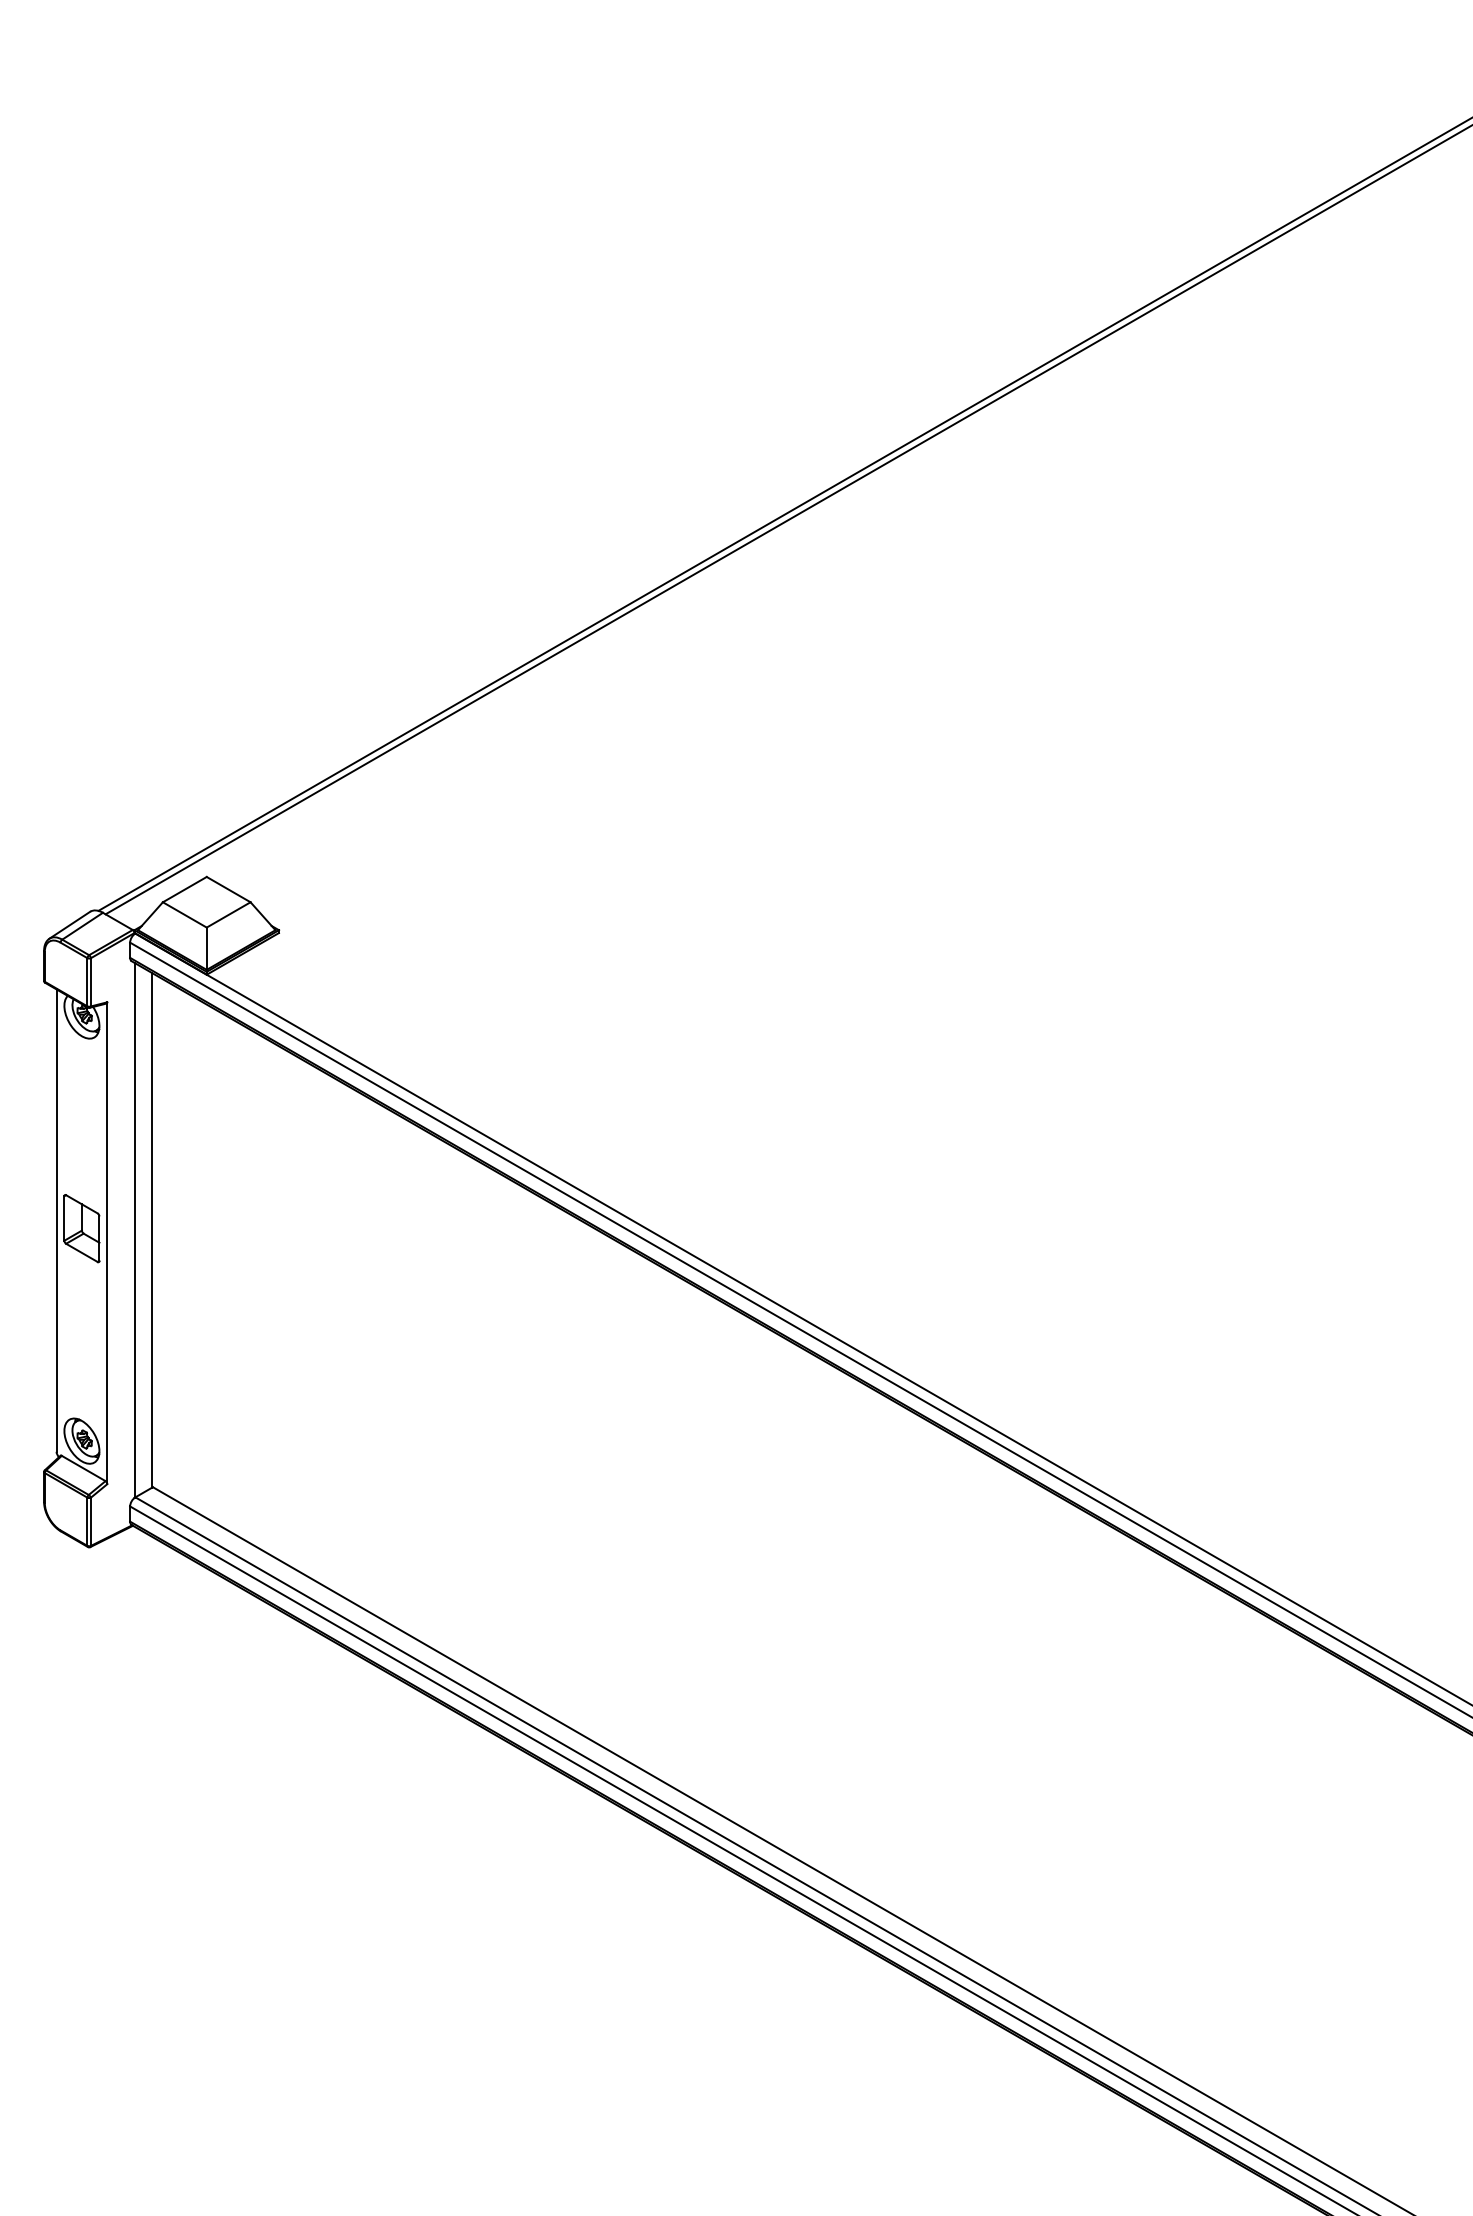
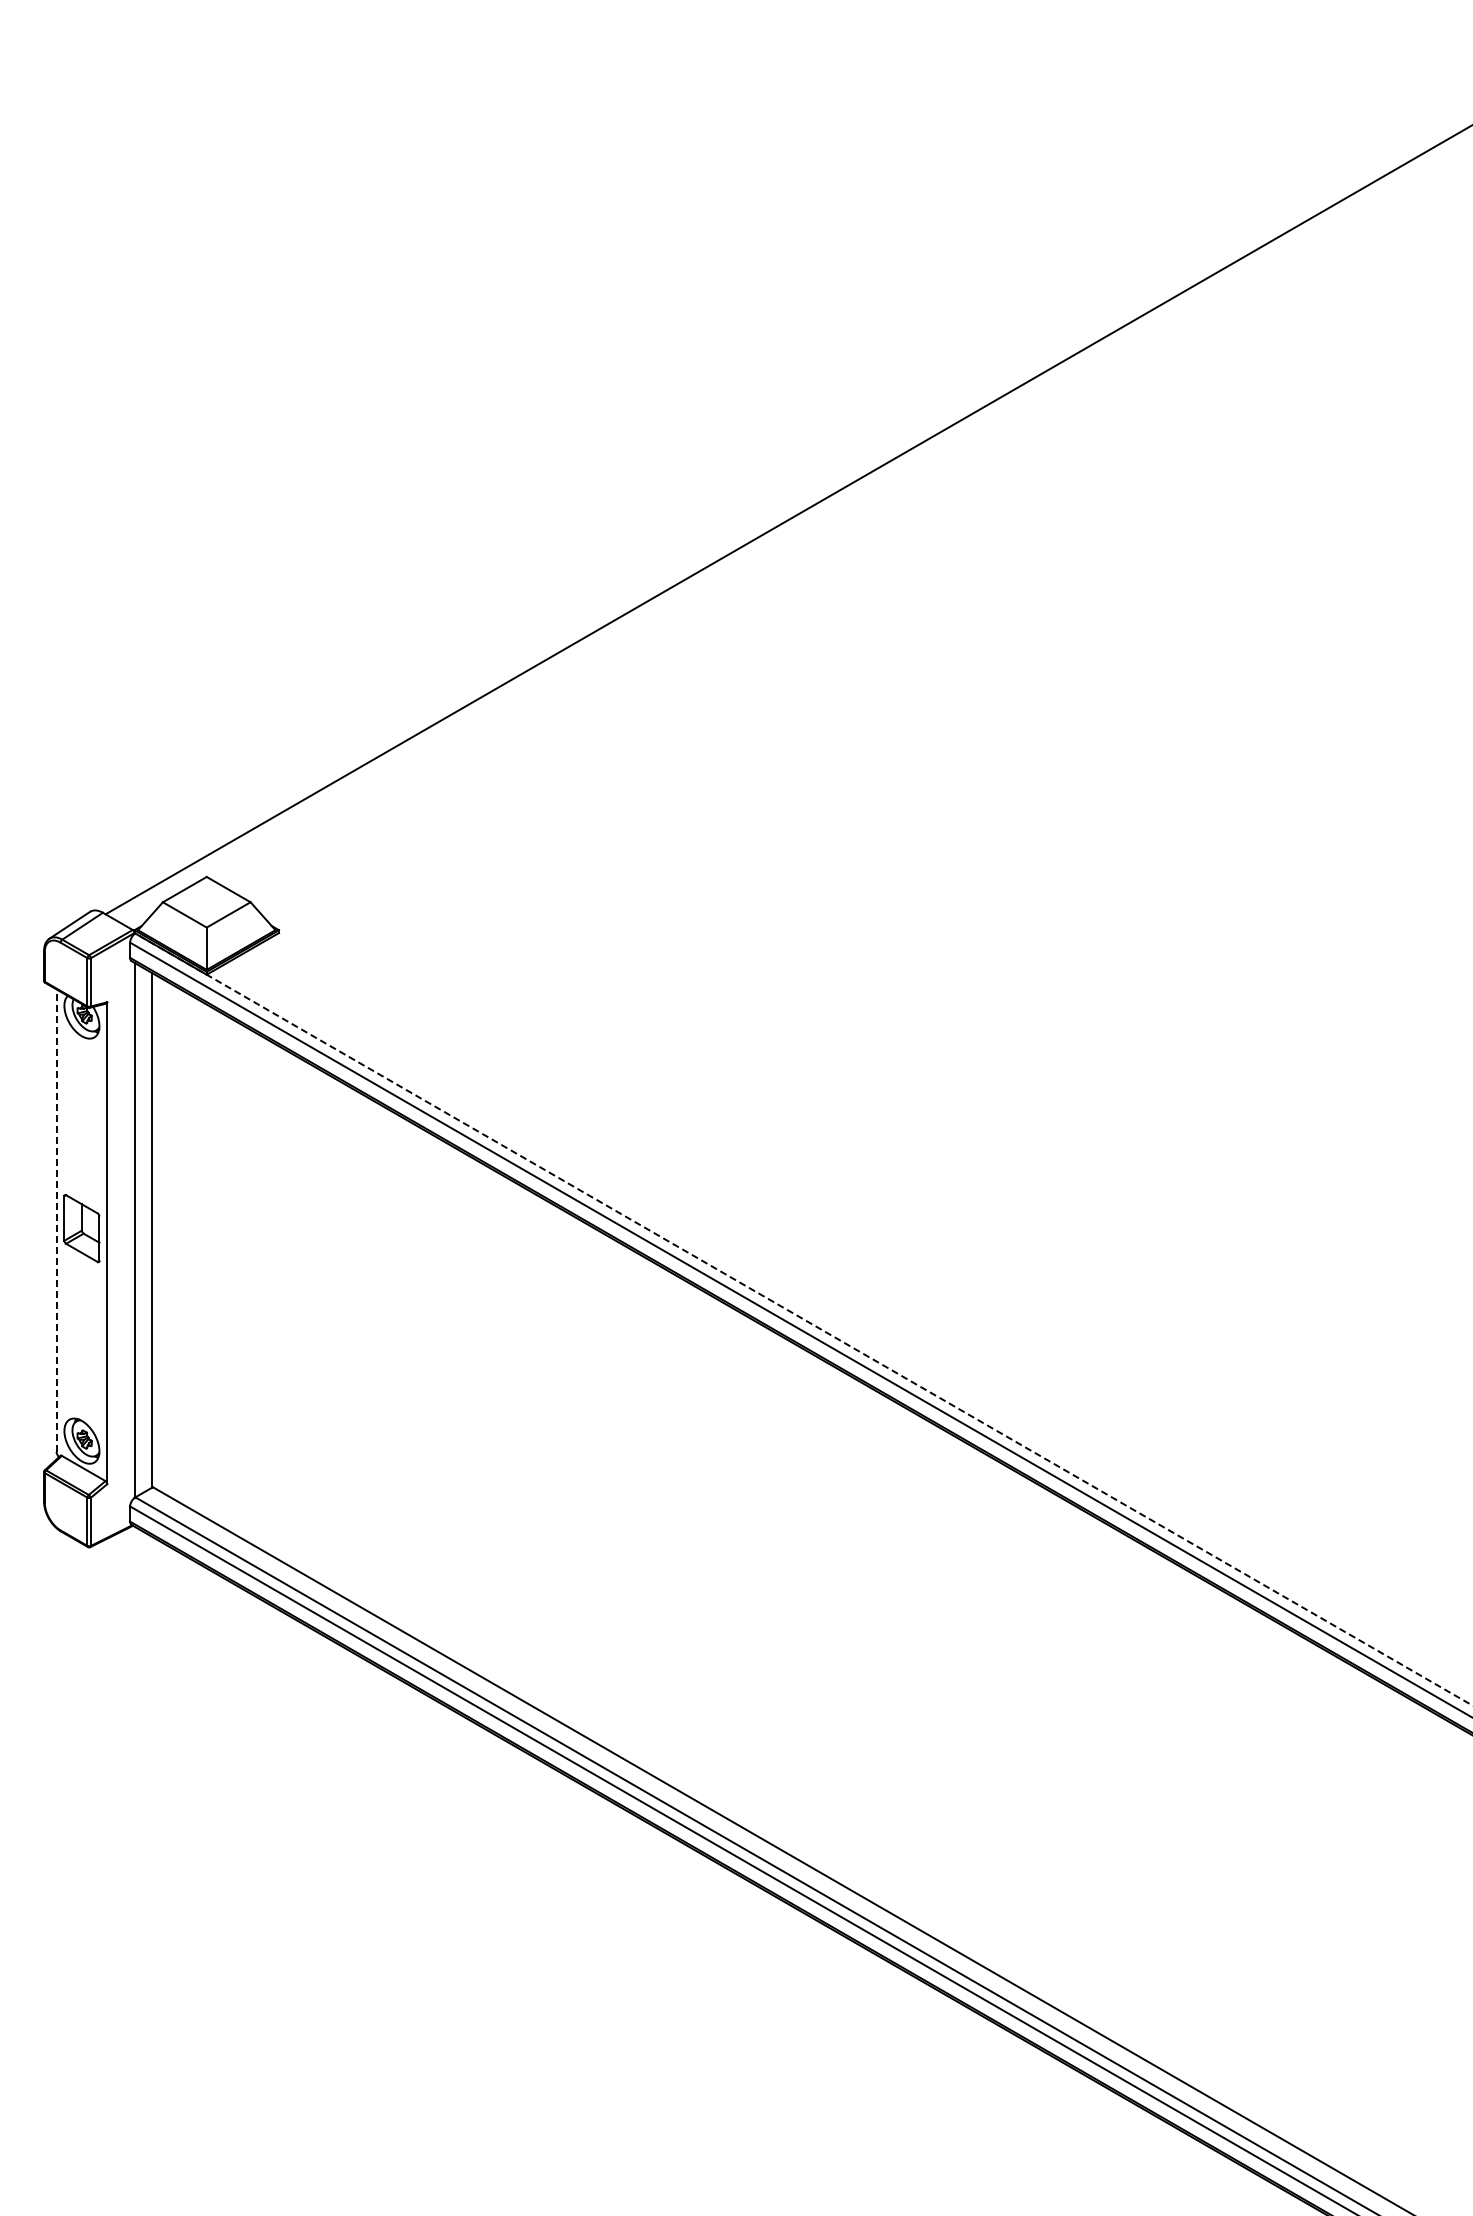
line: present -> none (783, 514)
line: solid -> dashed (56, 1220)
line: solid -> dashed (803, 1319)
